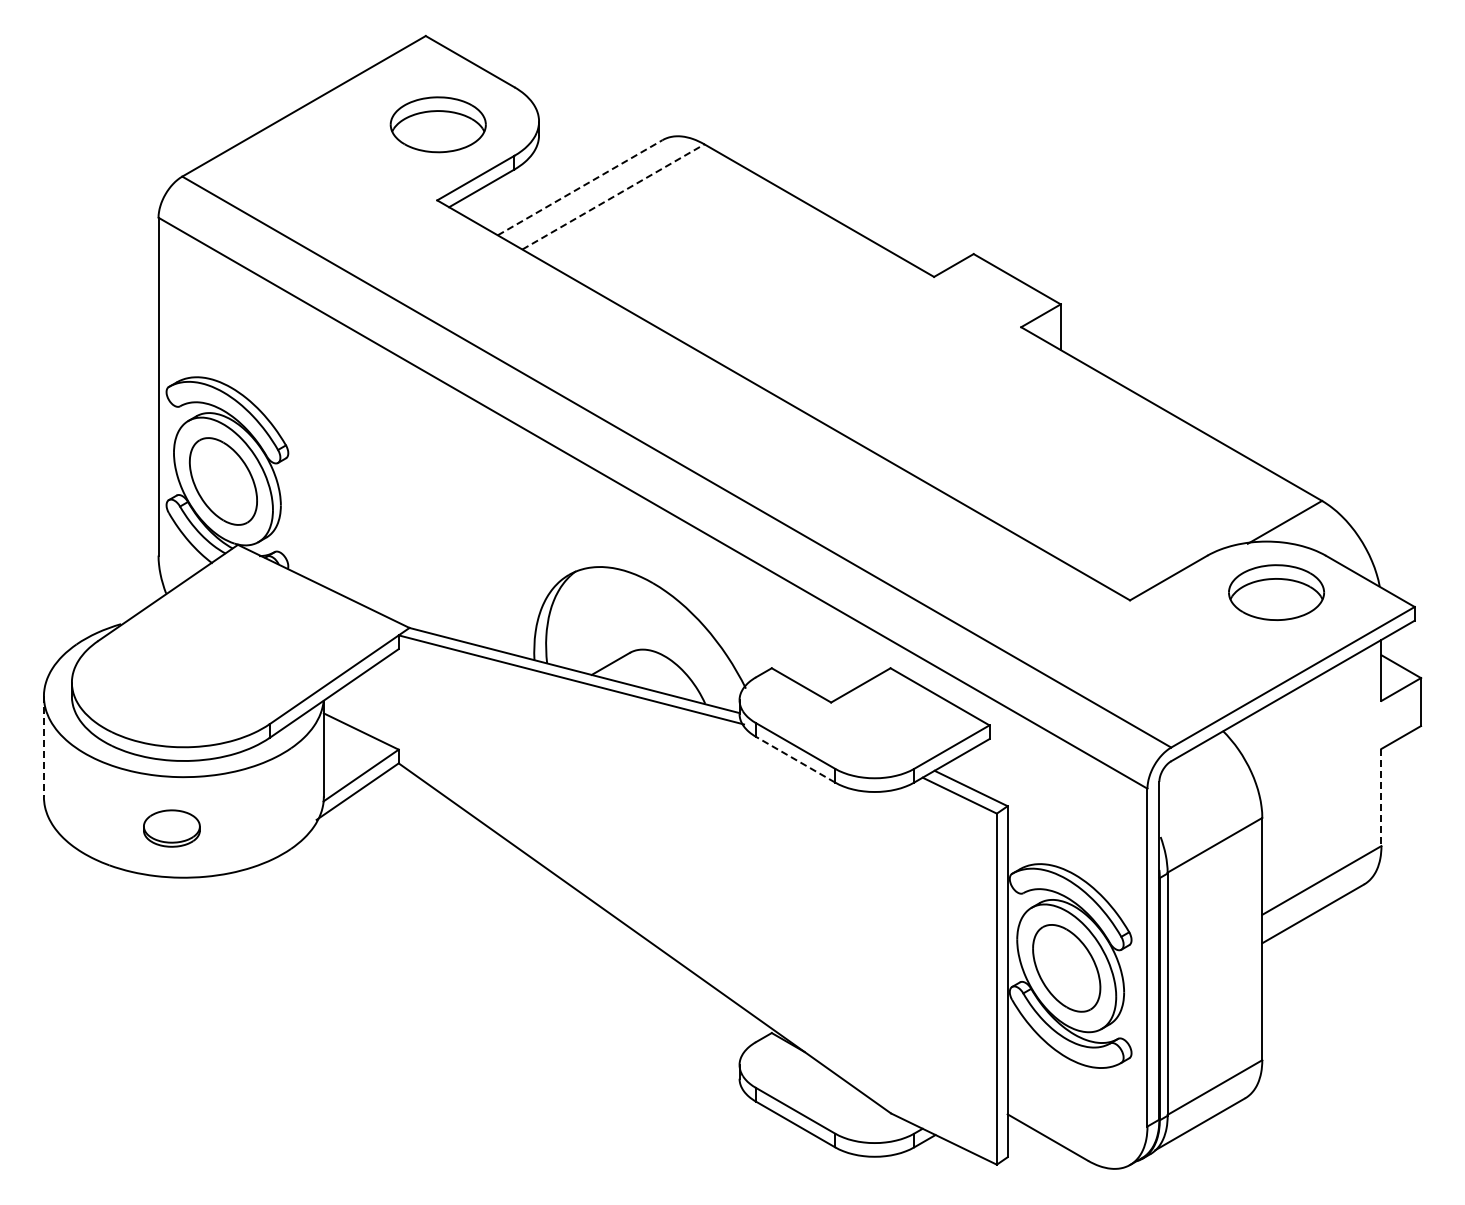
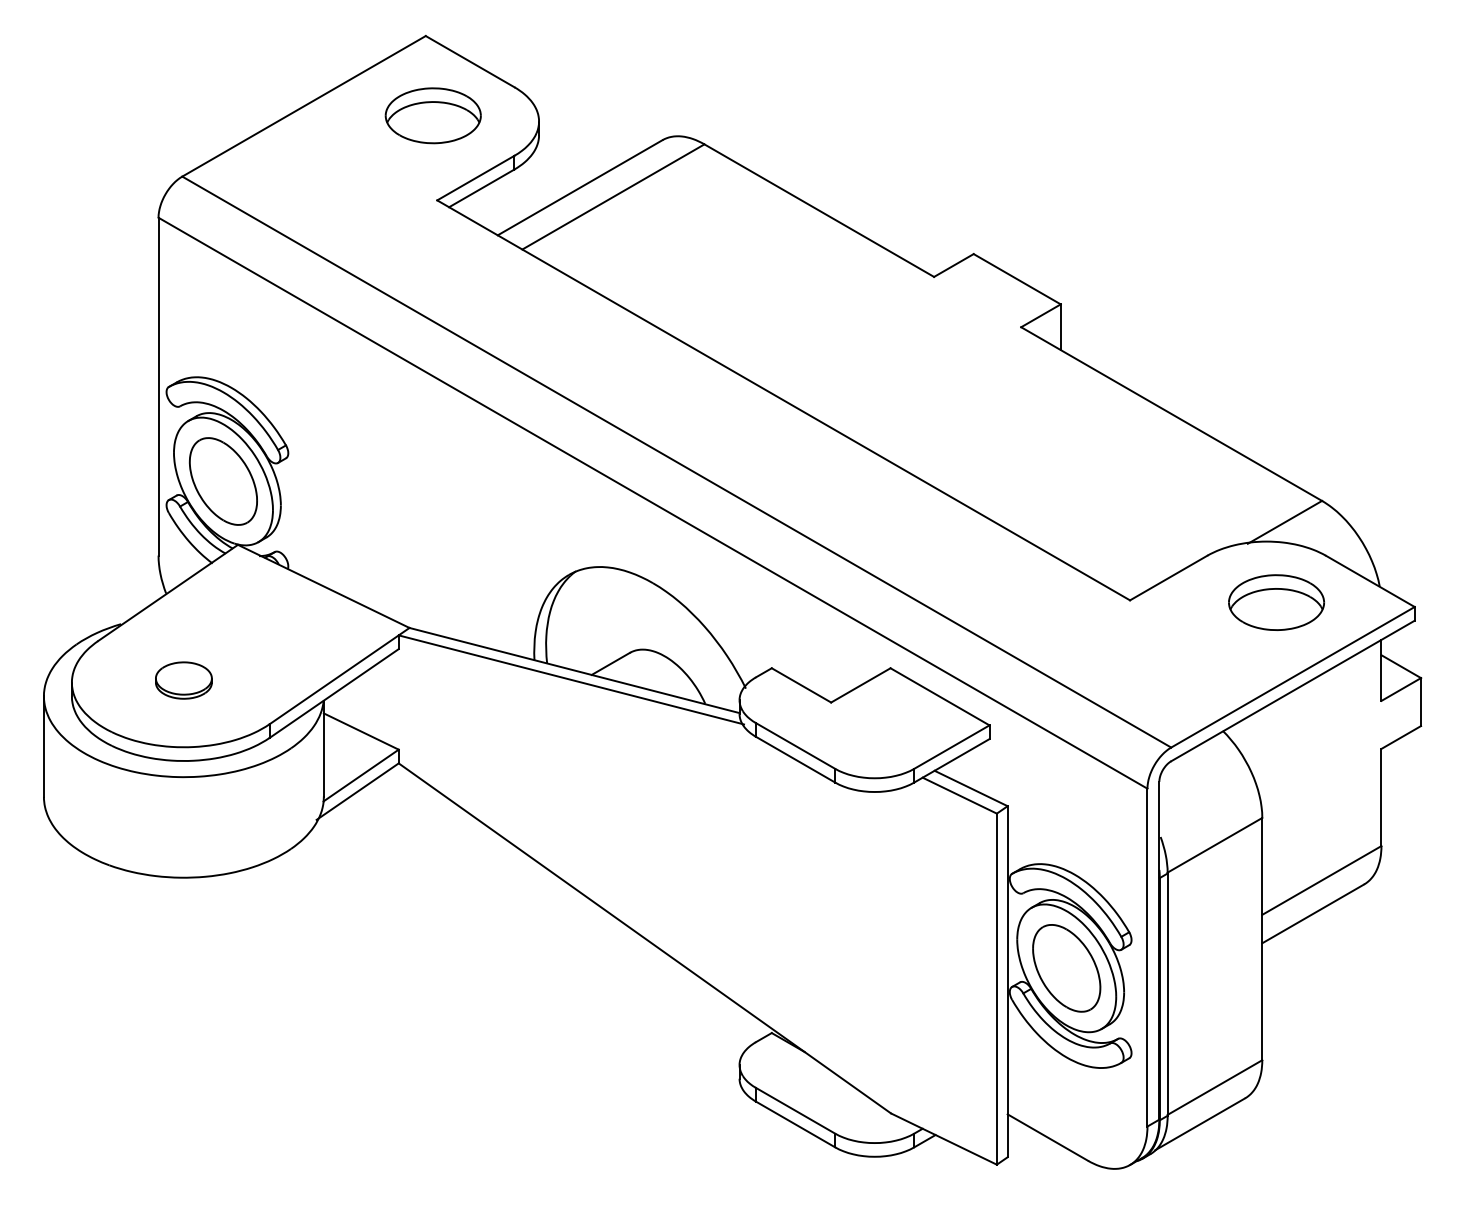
part position: (437, 124) -> (432, 115) (432, 115)
line: dashed -> solid (580, 187)
line: dashed -> solid (613, 196)
part position: (1276, 592) -> (1276, 602) (1276, 602)
line: dashed -> solid (43, 747)
line: dashed -> solid (795, 759)
line: dashed -> solid (1381, 797)
part position: (171, 828) -> (183, 680) (183, 680)
